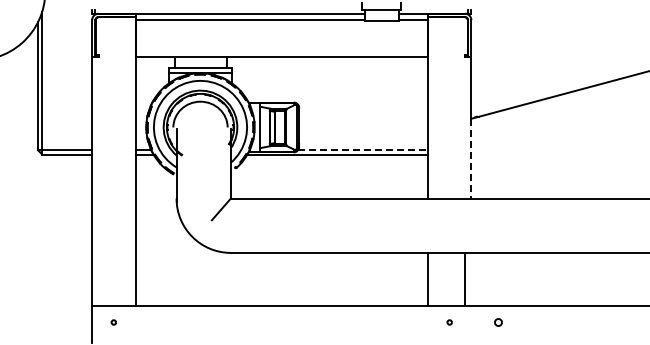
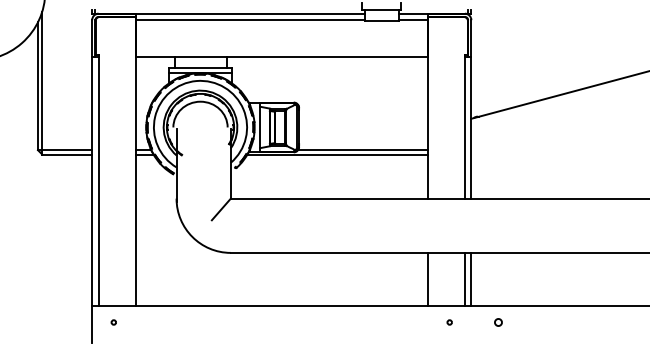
line: none -> present (464, 127)
line: dashed -> solid (363, 150)
line: dashed -> solid (471, 158)
line: none -> present (98, 181)
line: none -> present (471, 279)
